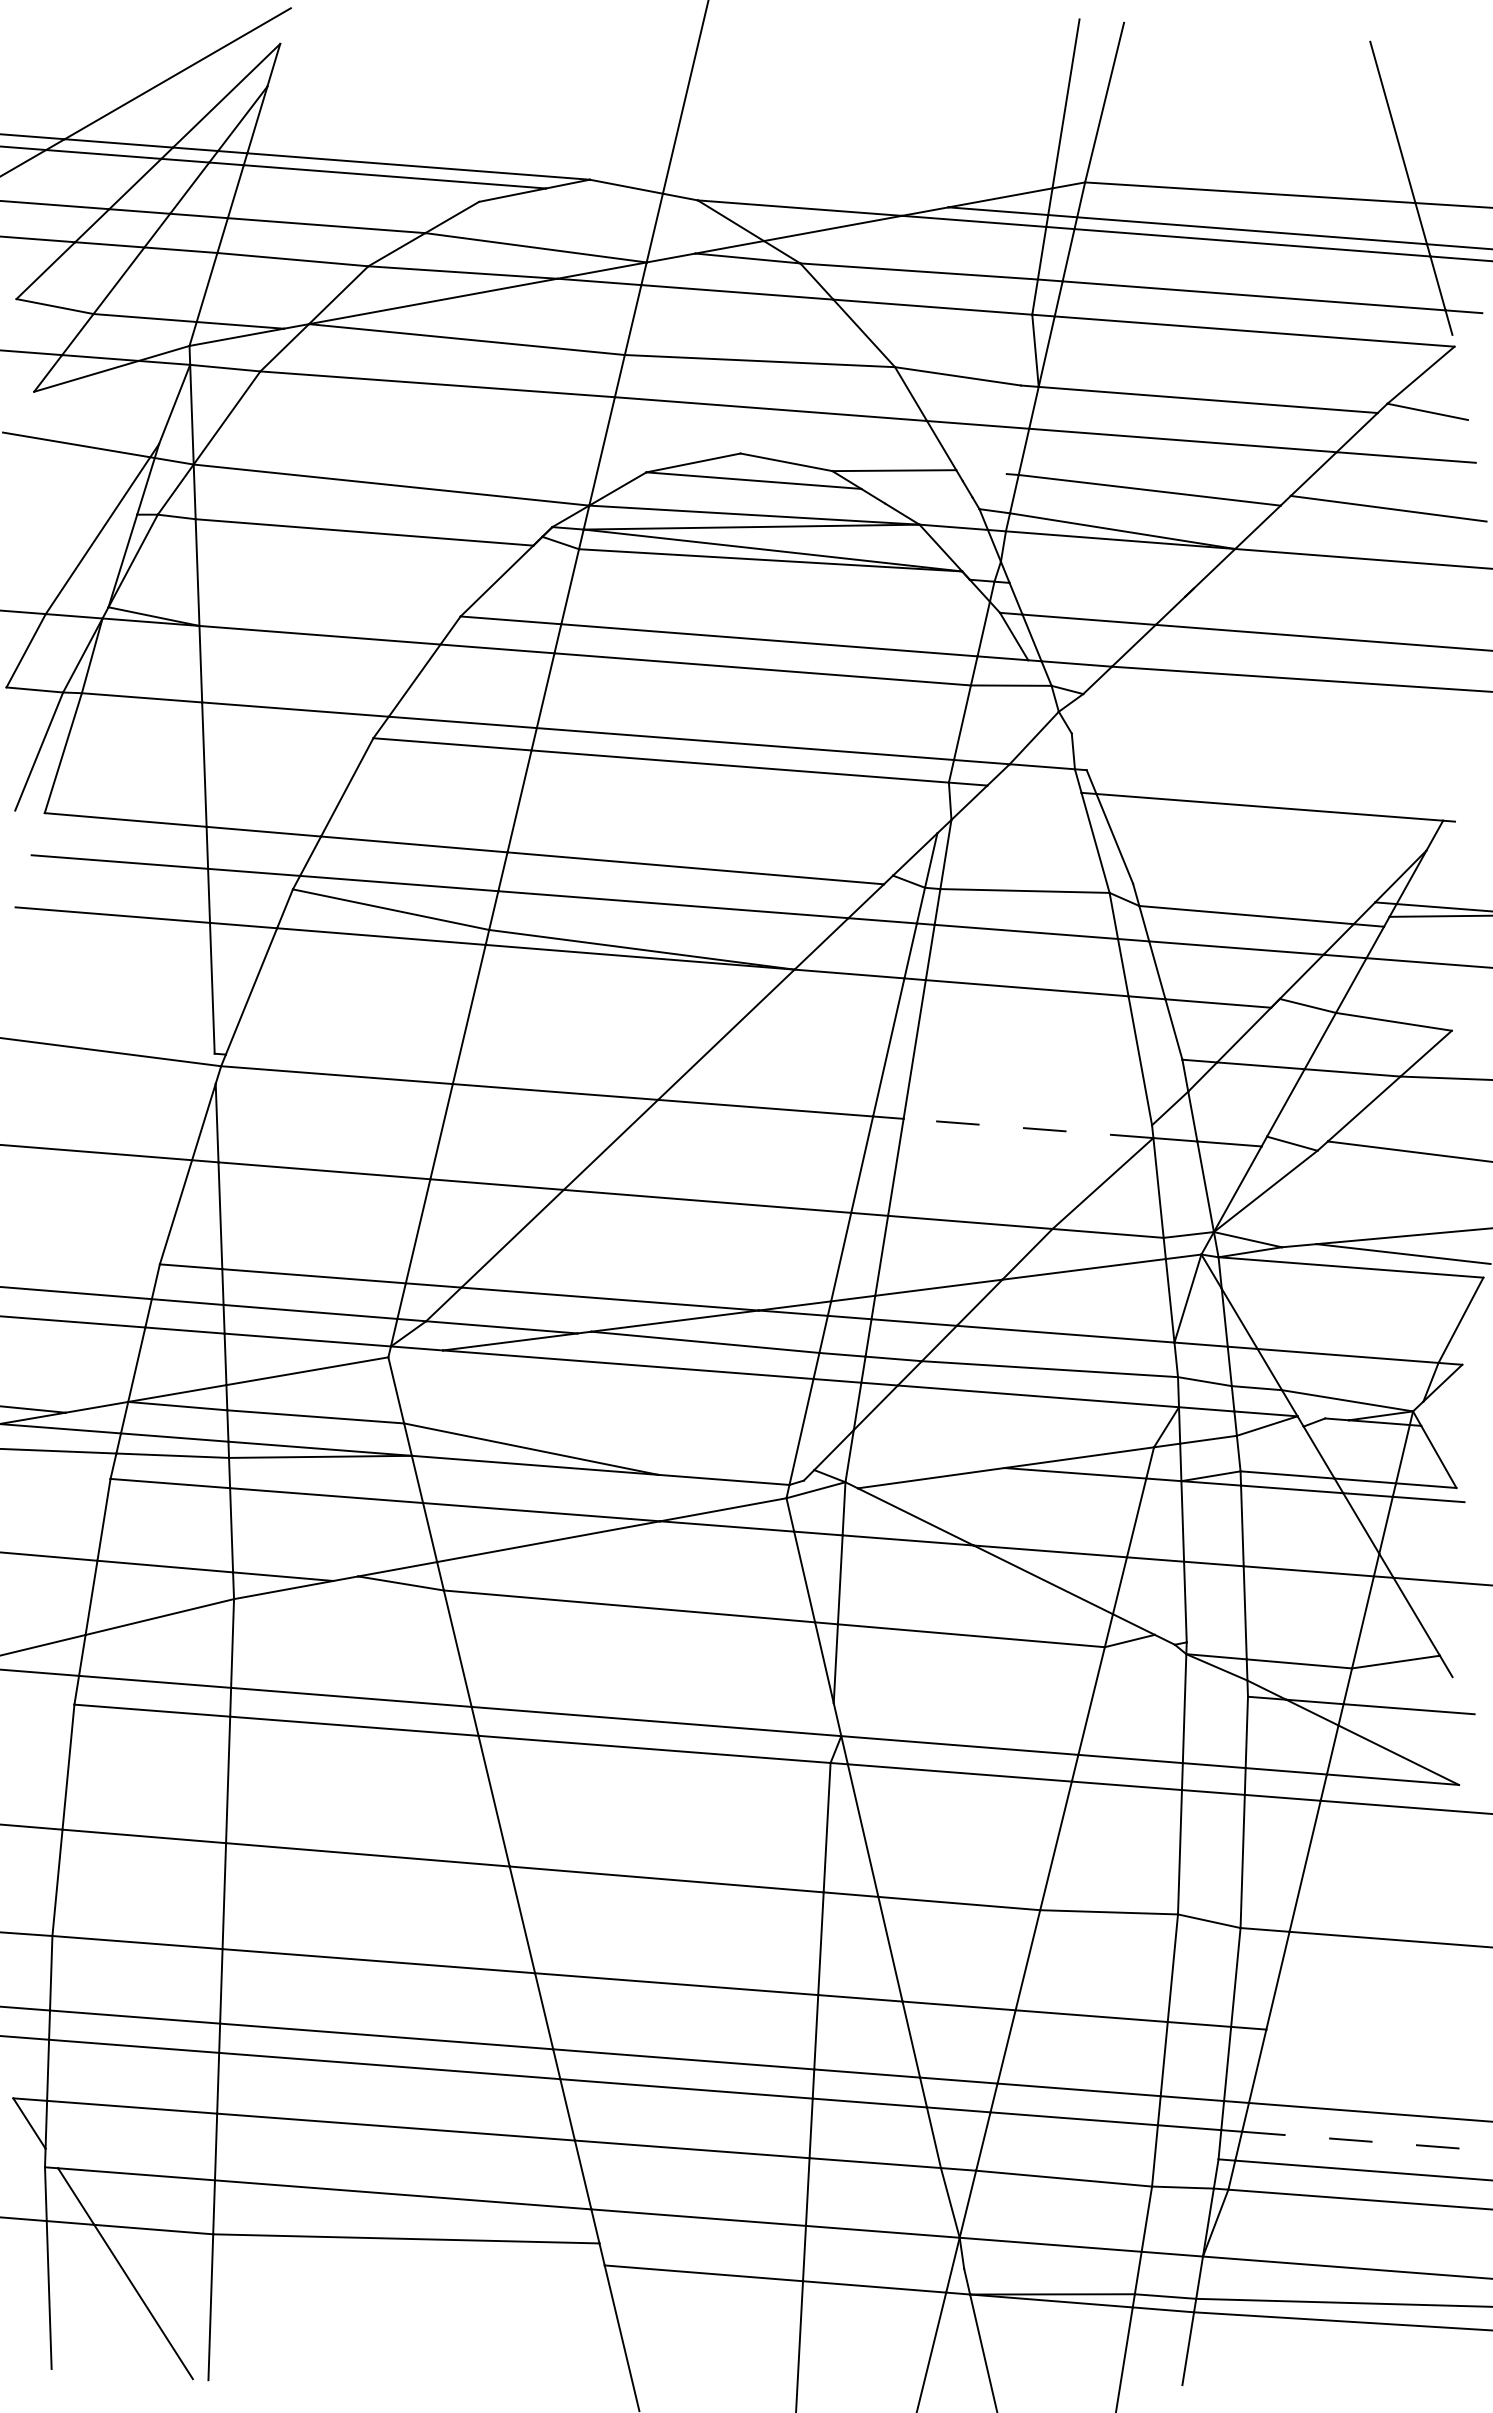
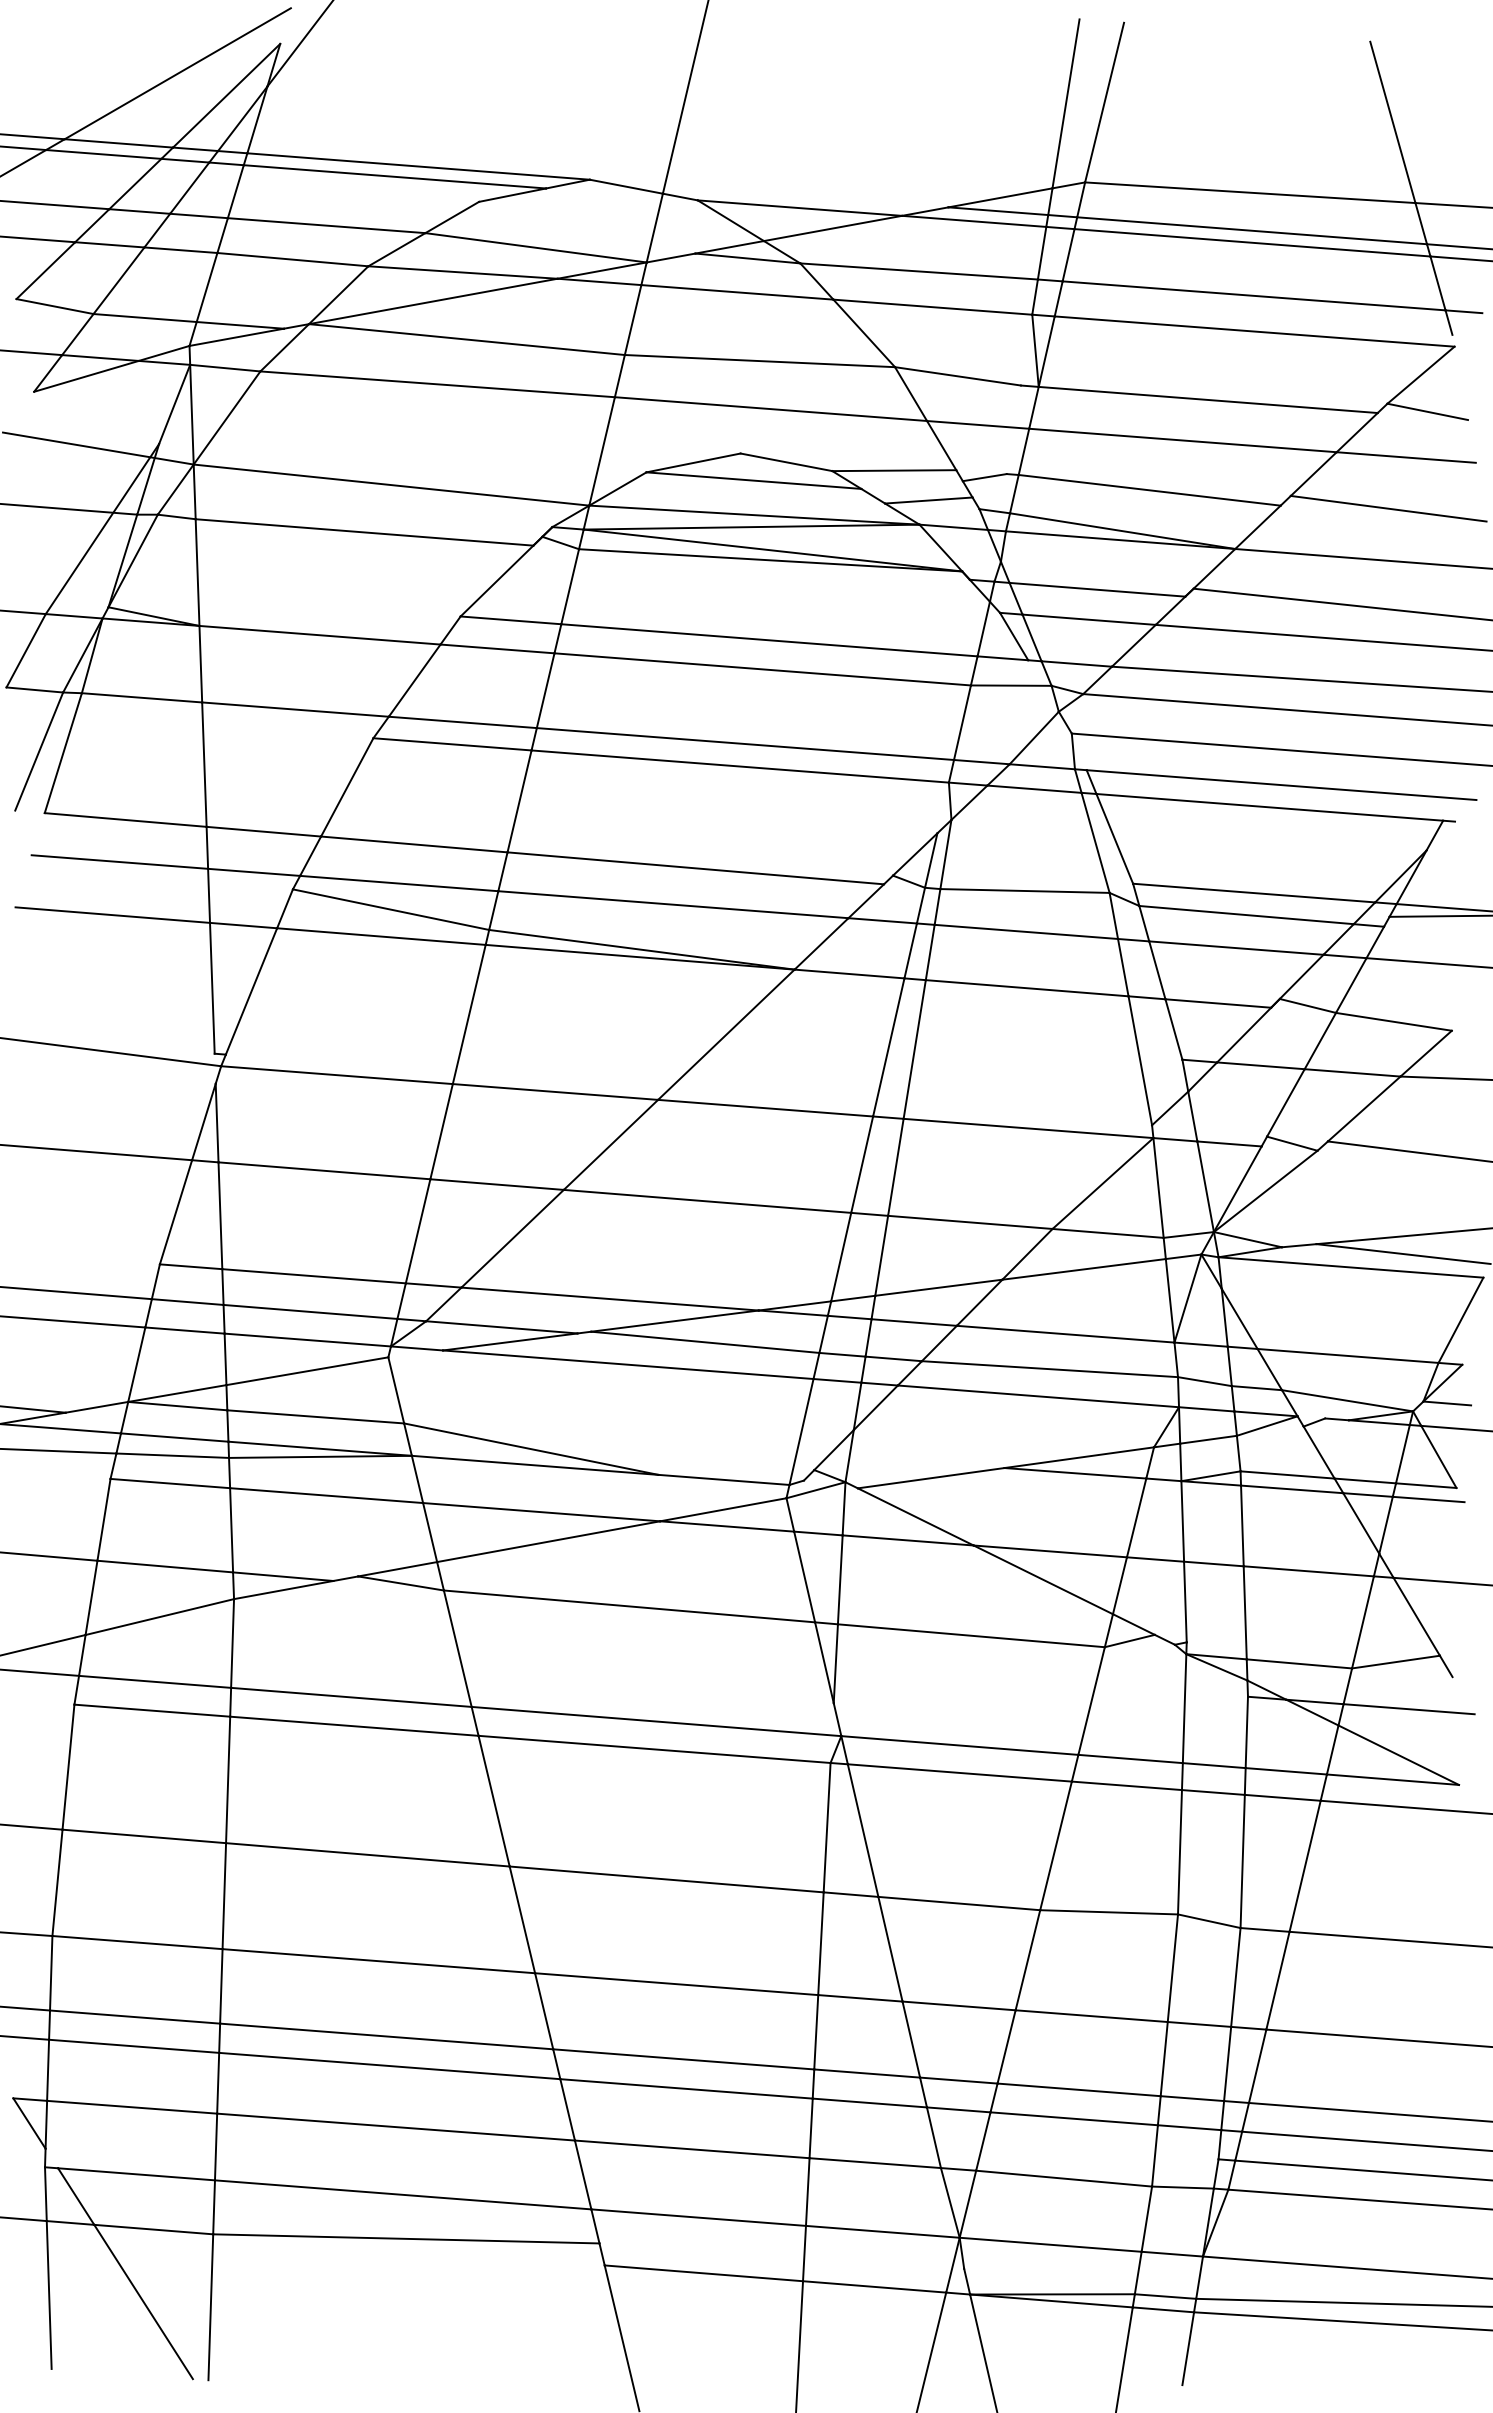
line: none -> present (299, 44)
line: none -> present (984, 477)
line: none -> present (928, 500)
line: none -> present (69, 509)
line: none -> present (1097, 589)
line: none -> present (1341, 604)
line: none -> present (1286, 709)
line: none -> present (1280, 749)
line: none -> present (1281, 785)
line: none -> present (1034, 788)
line: none -> present (1254, 892)
line: dashed -> solid (1028, 1128)
line: none -> present (1447, 1403)
line: none -> present (1455, 1428)
line: none -> present (1377, 2037)
line: dashed -> solid (1367, 2141)
